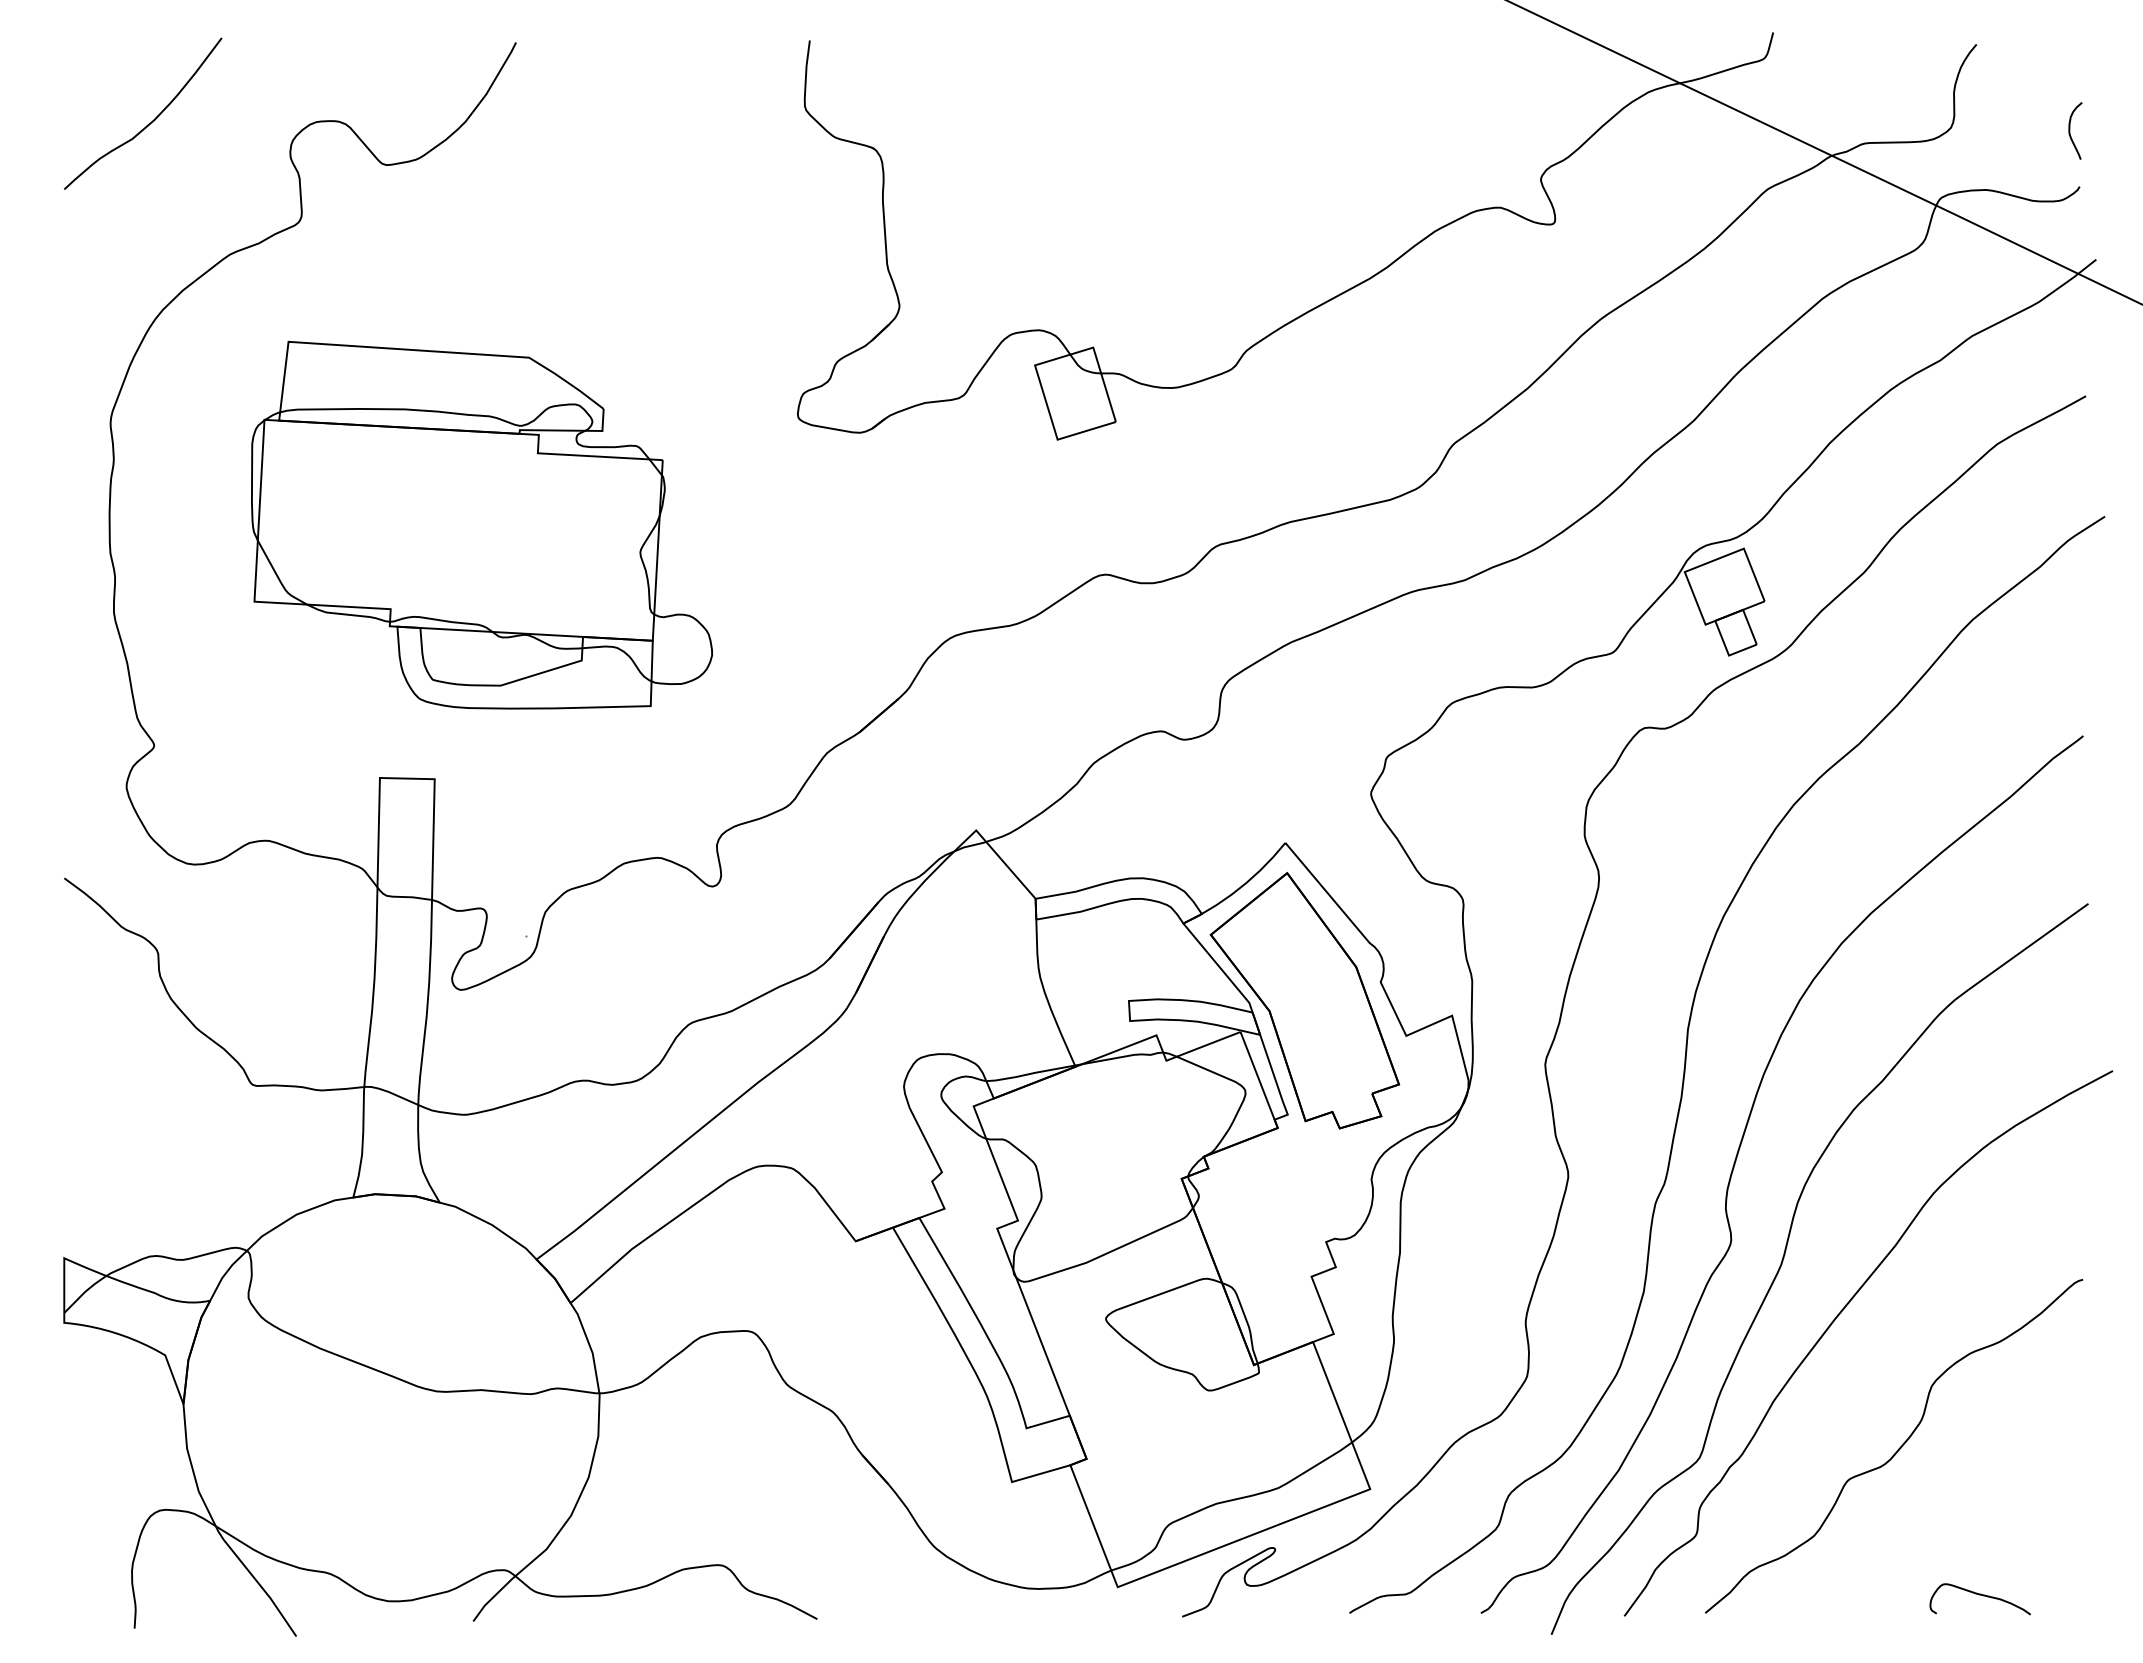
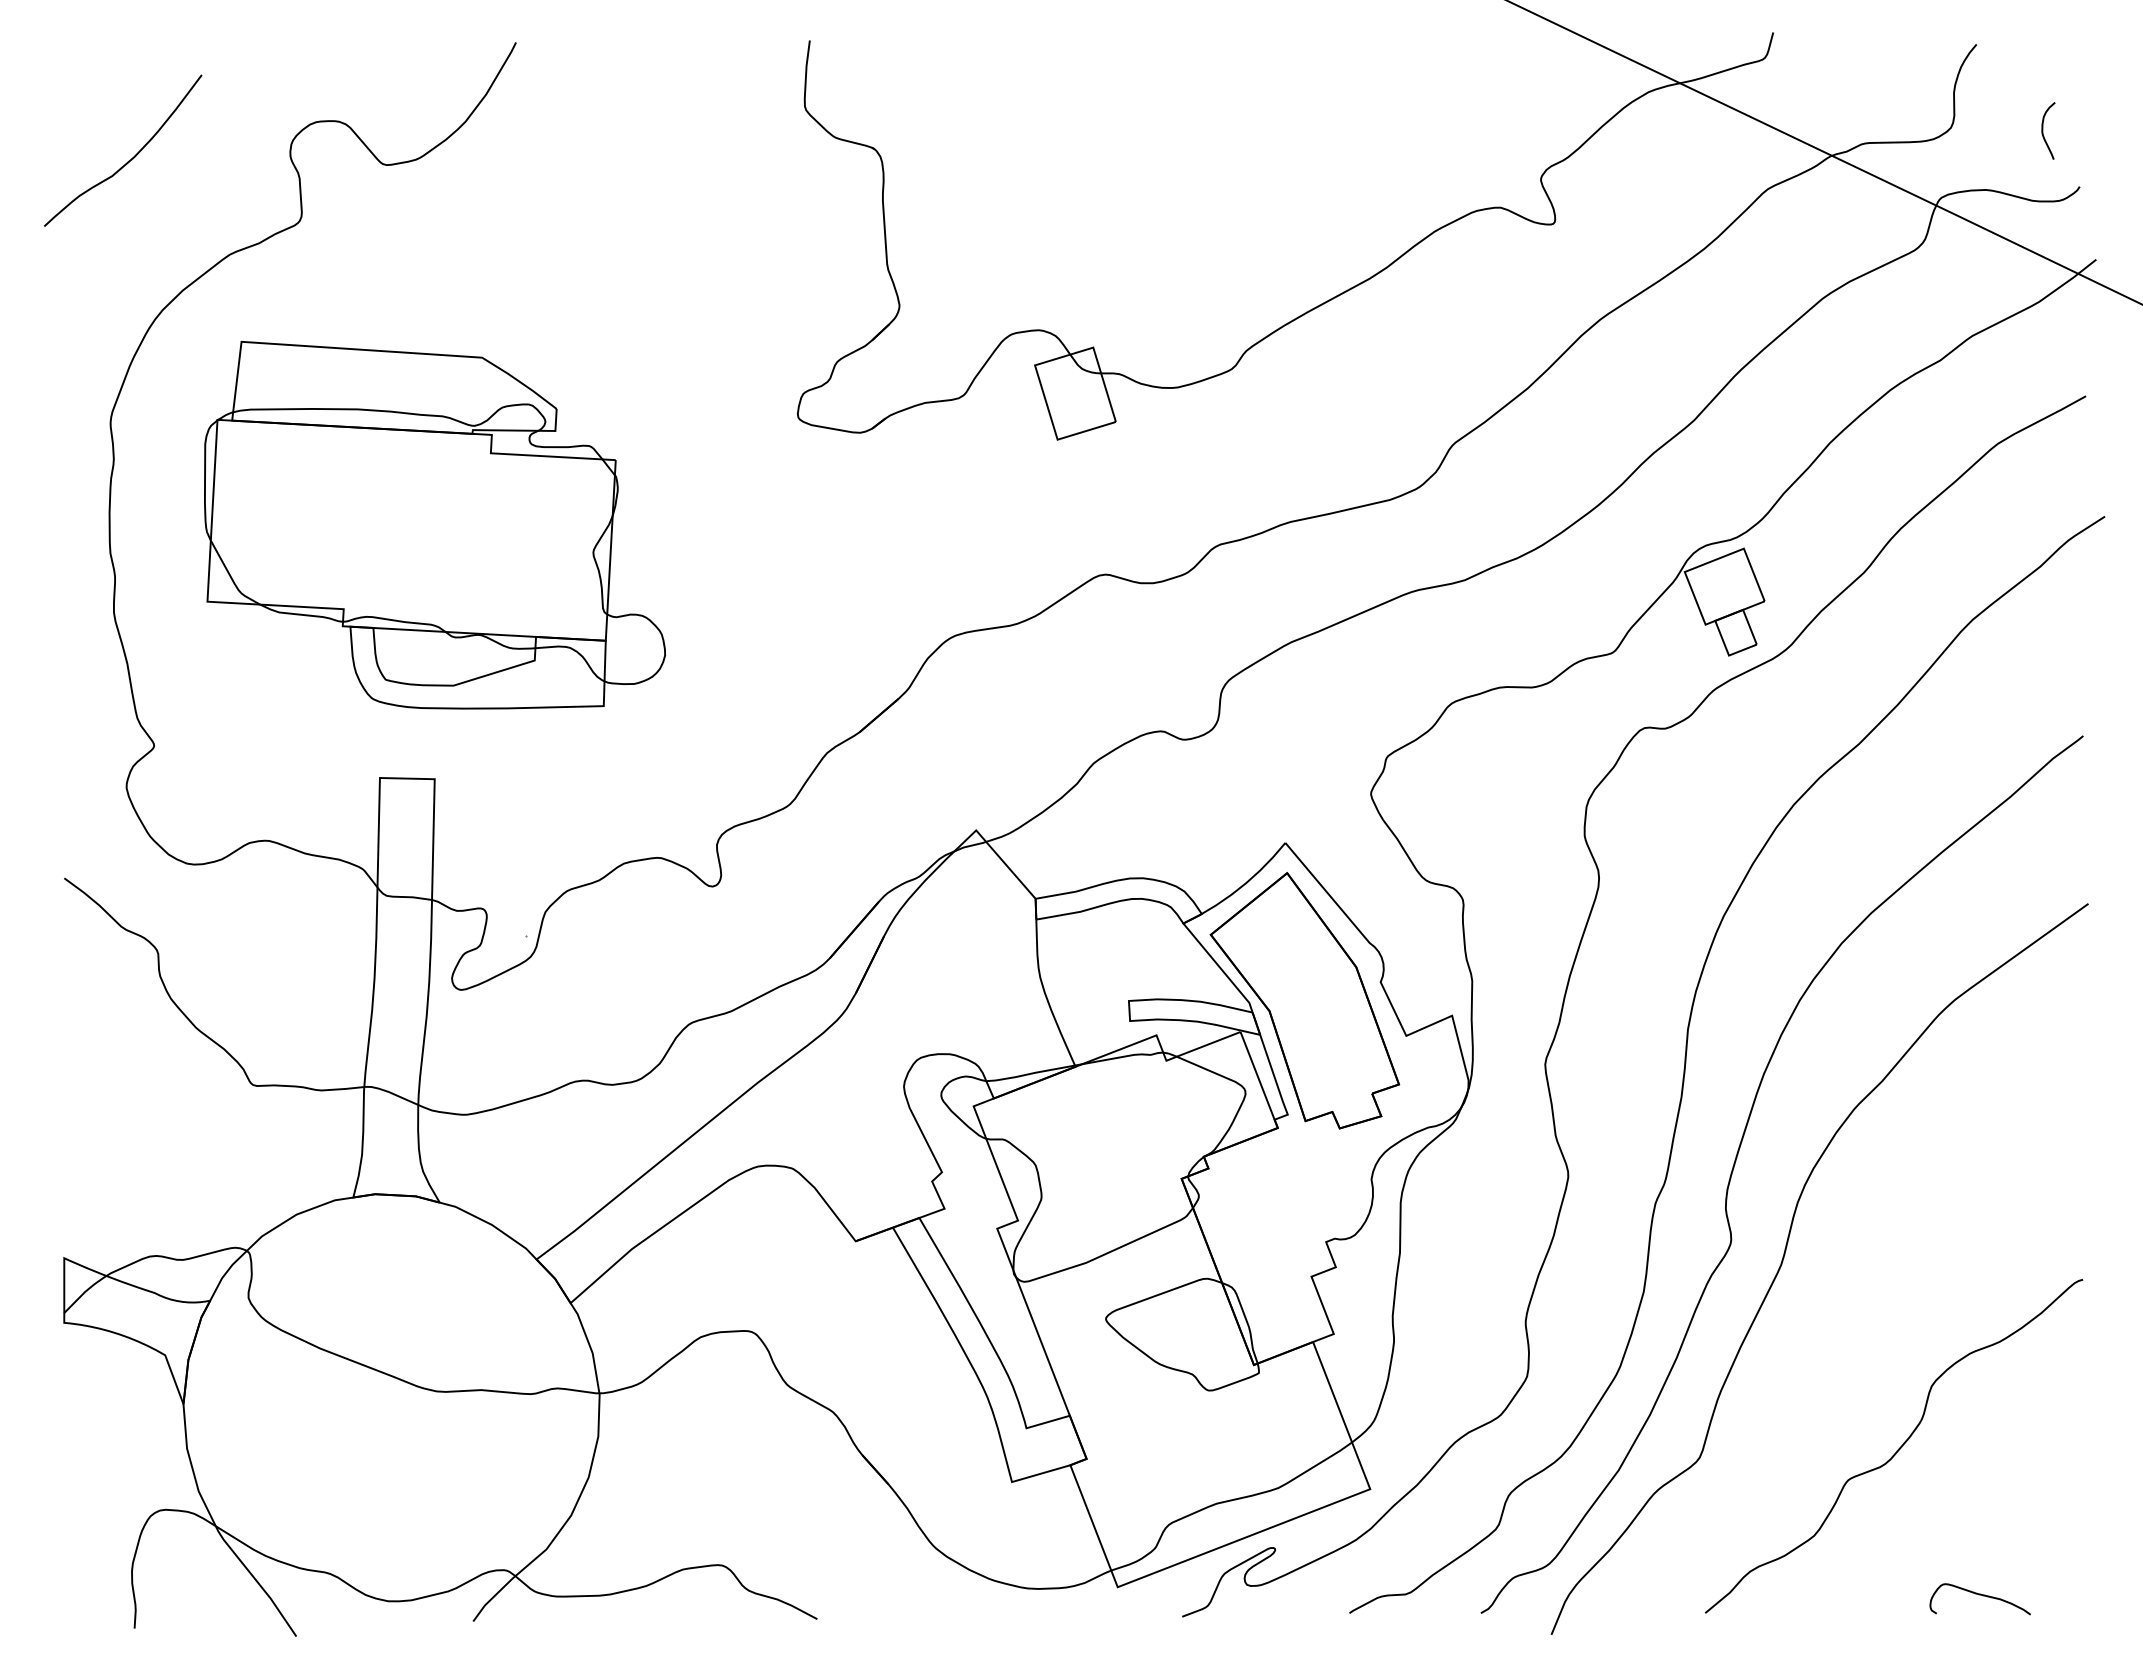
curve position: (148, 123) -> (128, 160) (128, 160)
curve position: (2070, 130) -> (2043, 130) (2043, 130)
part position: (481, 524) -> (434, 524) (434, 524)
curve: present -> none (1836, 1319)
